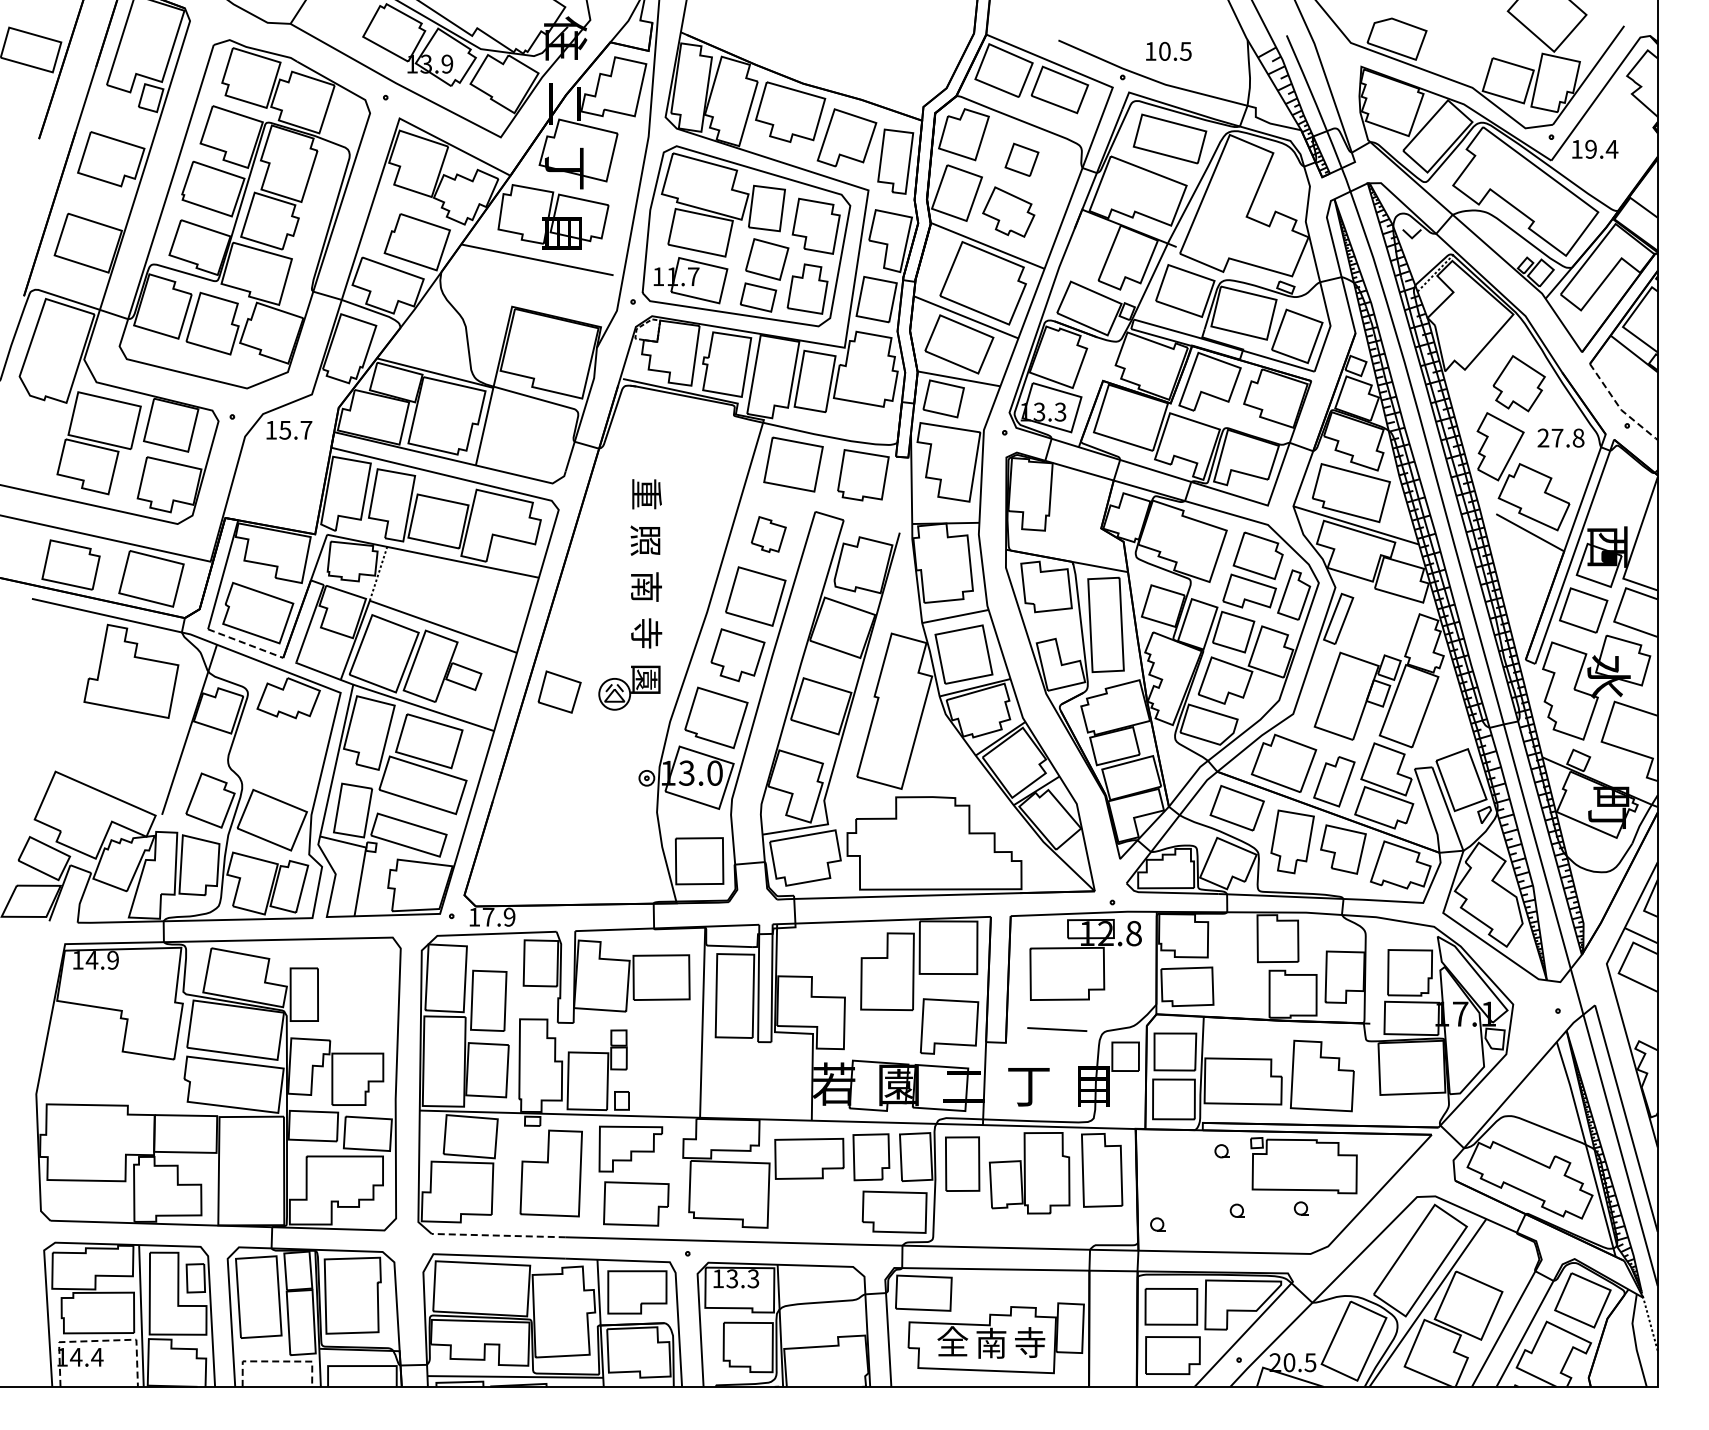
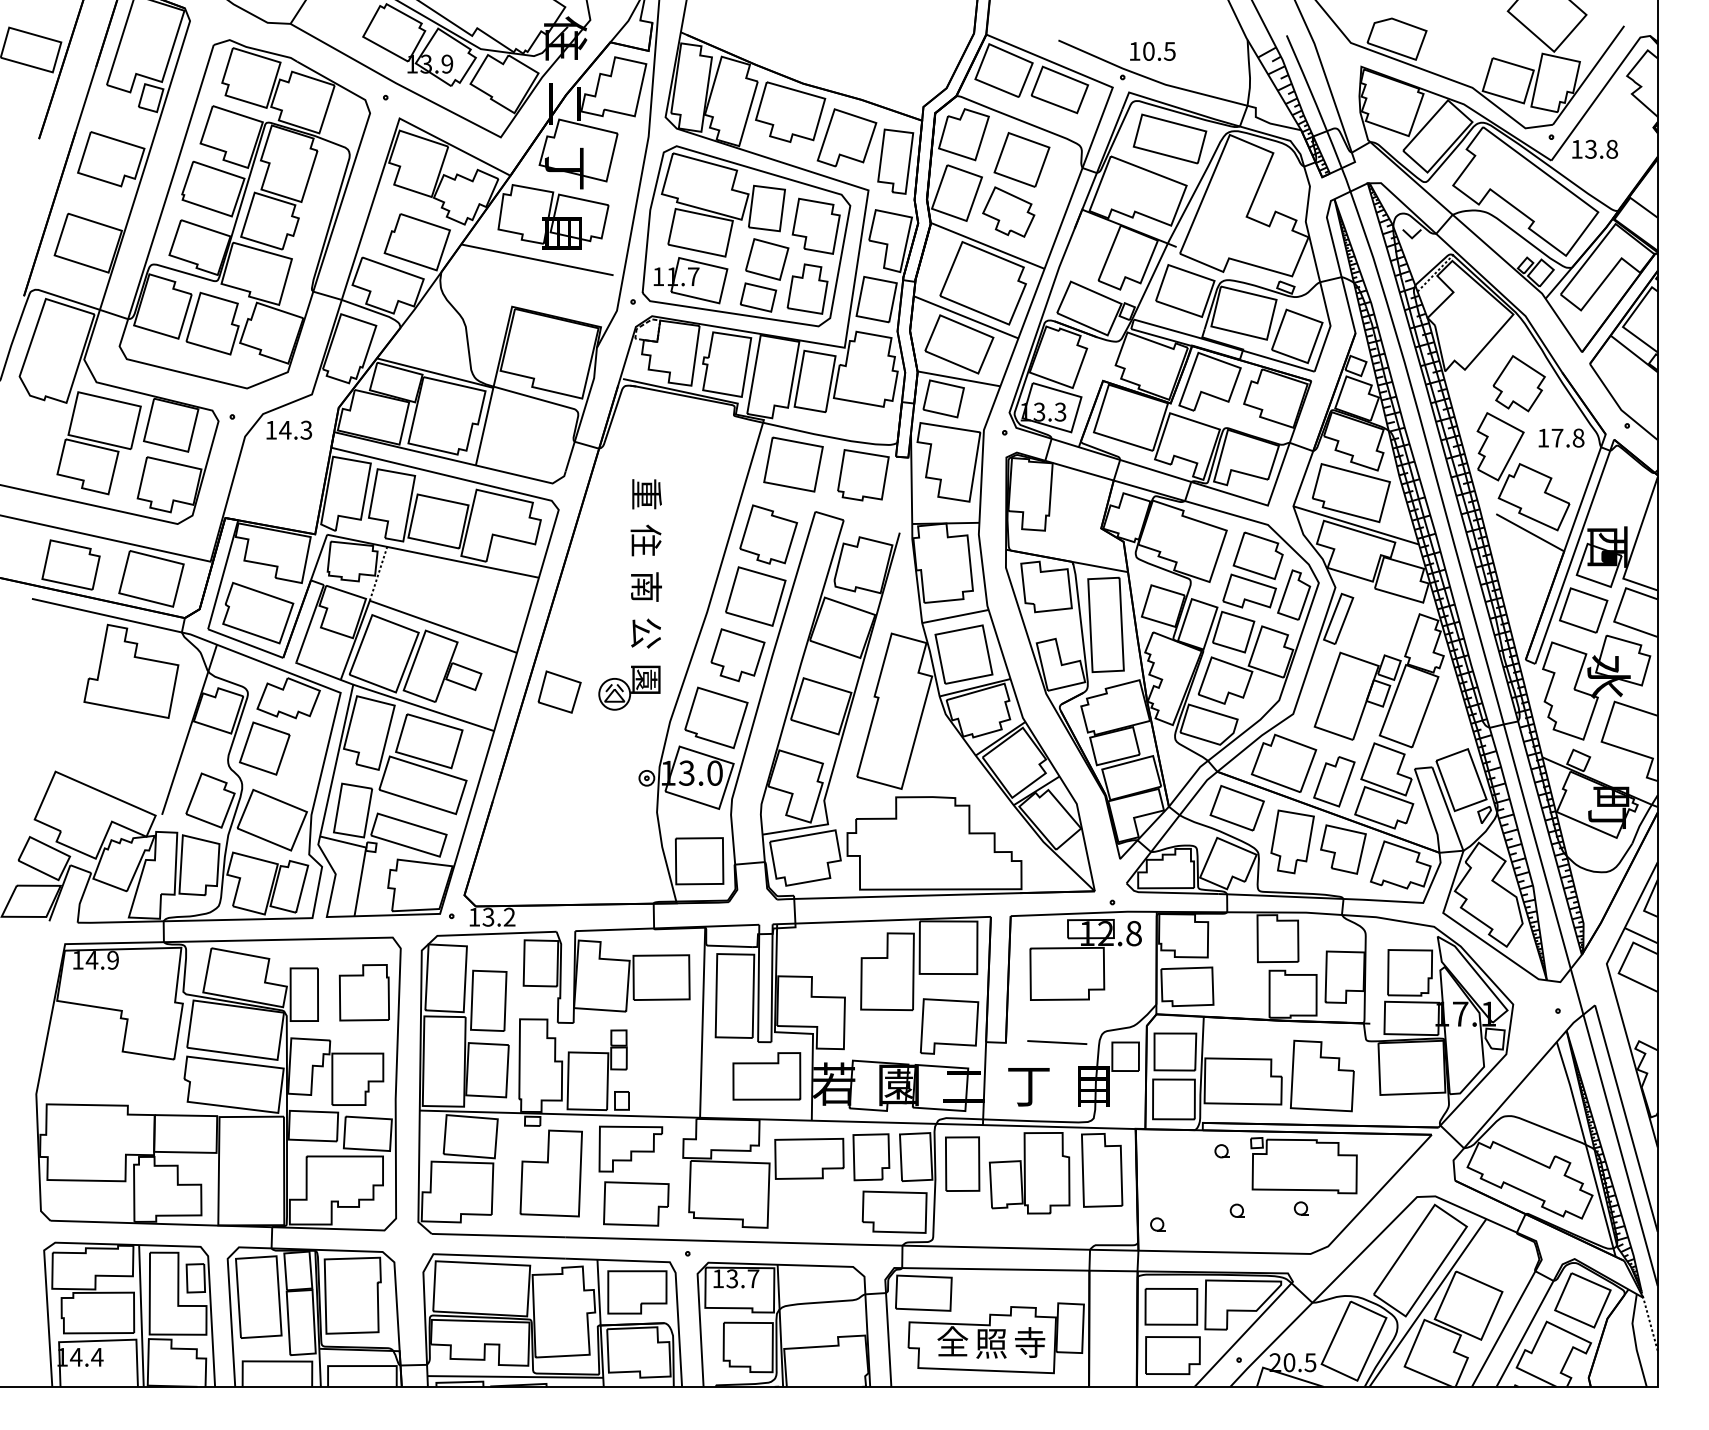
text position: (1168, 51) -> (1152, 51) (1152, 51)
text: 19.4 -> 13.8 (1601, 148)
part size: 36x35 px -> 58x56 px (1021, 159)
line: dashed -> solid (1619, 407)
text: 15.7 -> 14.3 (295, 429)
text: 27.8 -> 17.8 (1543, 437)
part size: 37x37 px -> 60x61 px (768, 534)
text: 照 -> 住 (645, 540)
text: 寺 -> 公 (646, 633)
line: dashed -> solid (246, 643)
part: none -> present (264, 748)
text: 17.9 -> 13.2 (498, 916)
part: none -> present (363, 992)
line position: (1057, 1029) -> (1057, 1042) (1057, 1042)
part: none -> present (766, 1076)
line: dashed -> solid (498, 1235)
text: 13.3 -> 13.7 (753, 1278)
line: dashed -> solid (99, 1340)
text: 南 -> 照 (991, 1342)
line: dashed -> solid (277, 1361)
